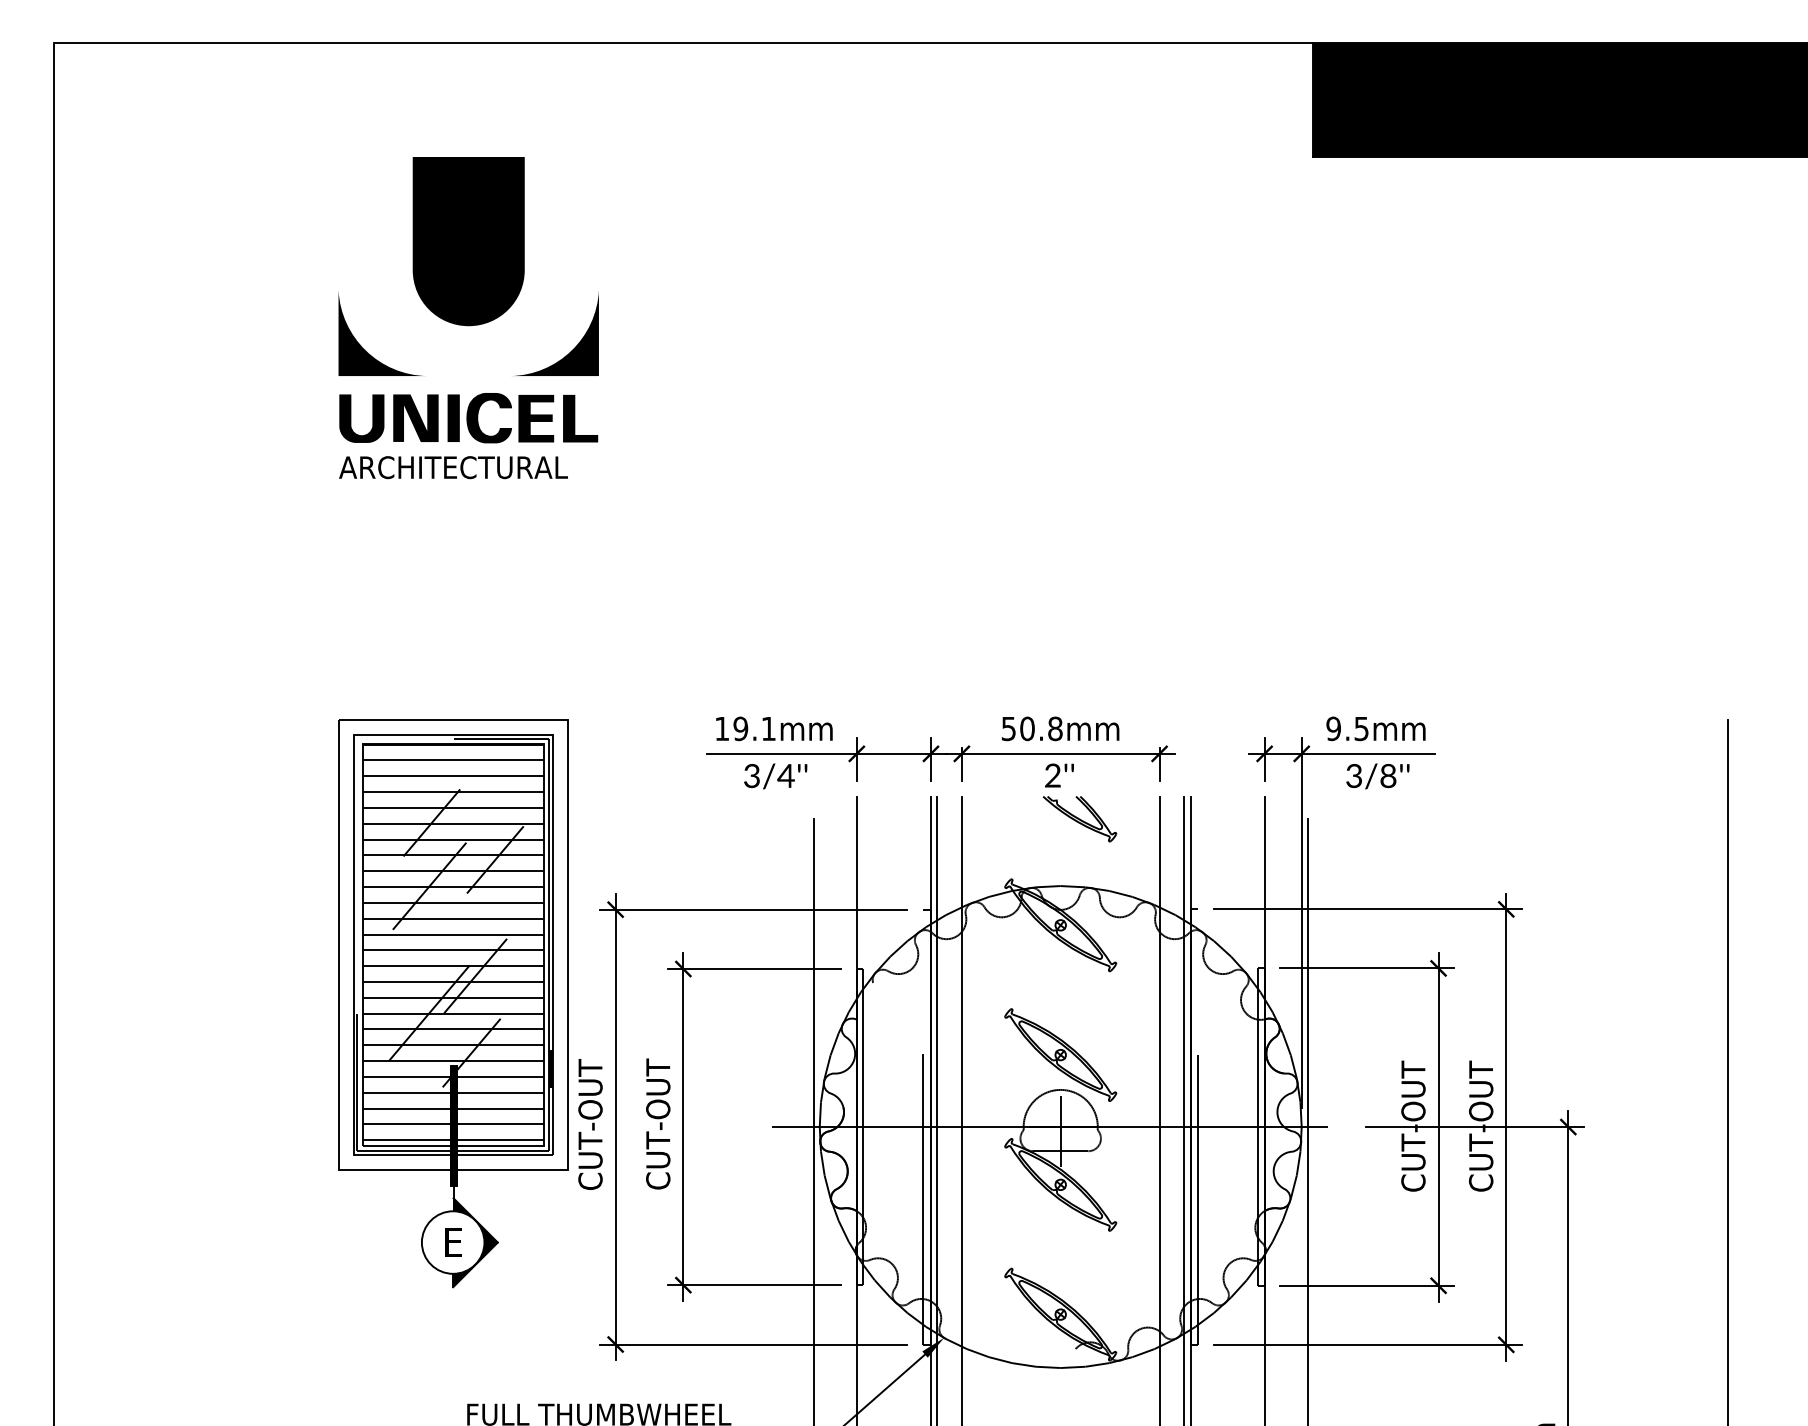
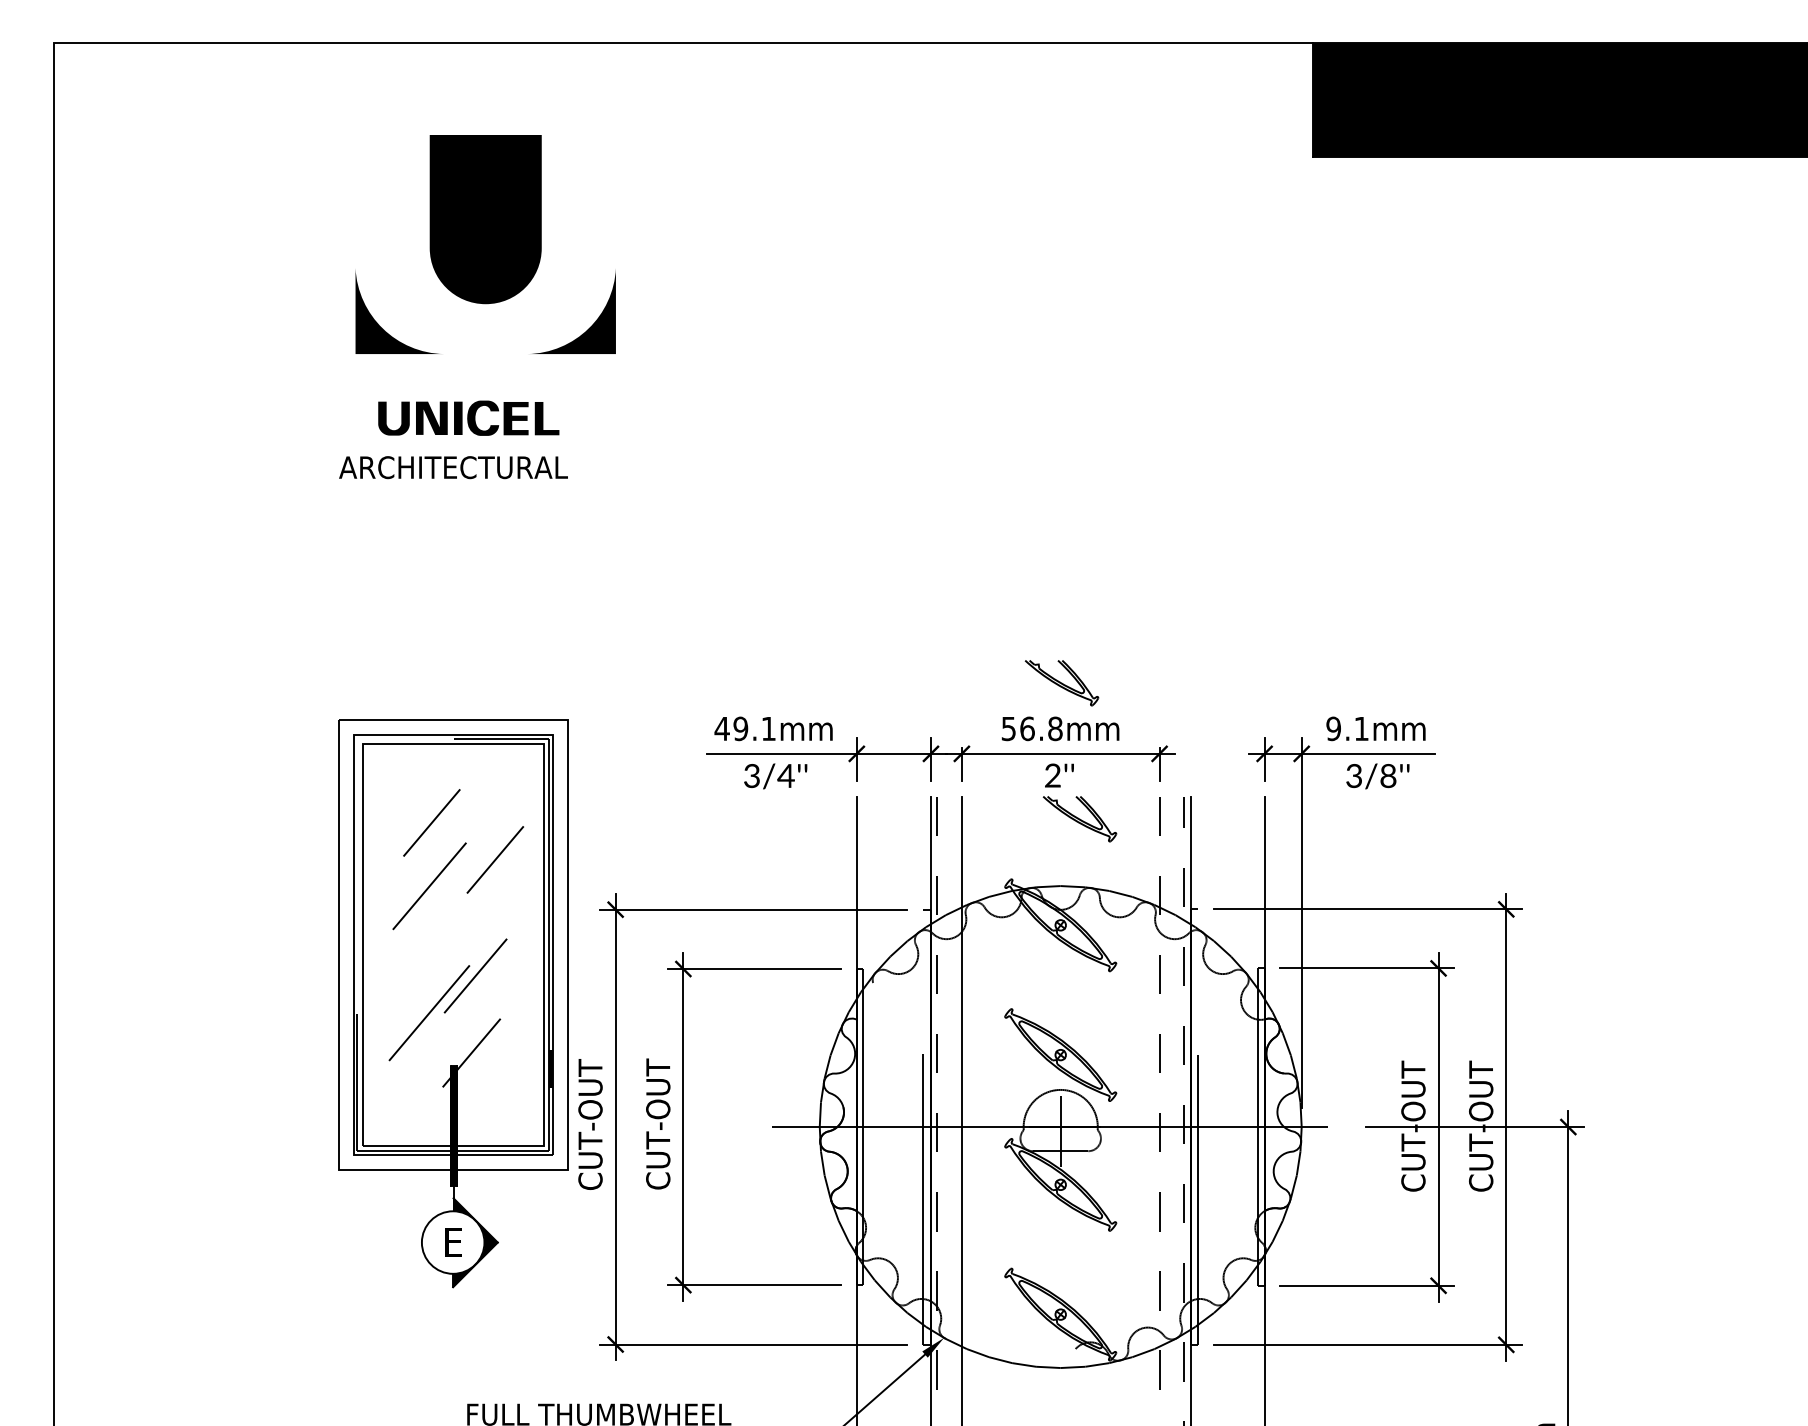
part position: (468, 266) -> (485, 244) (485, 244)
part size: 260x51 px -> 182x36 px (468, 417)
part: none -> present (1061, 683)
text: 19.1mm -> 49.1mm (721, 728)
text: 50.8mm -> 56.8mm (1027, 728)
text: 9.5mm -> 9.1mm (1361, 729)
hatch: present -> none (453, 942)
line: present -> none (1728, 1071)
line: solid -> dashed (1184, 1110)
line: solid -> dashed (937, 1111)
line: solid -> dashed (1159, 1111)
line: present -> none (813, 1120)
line: present -> none (1307, 1120)
